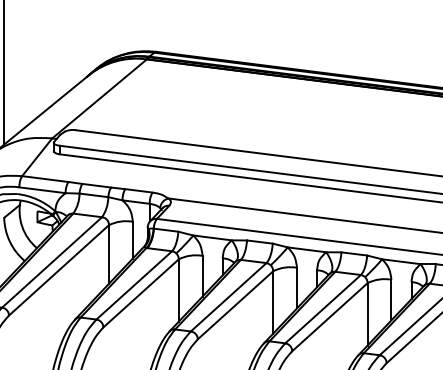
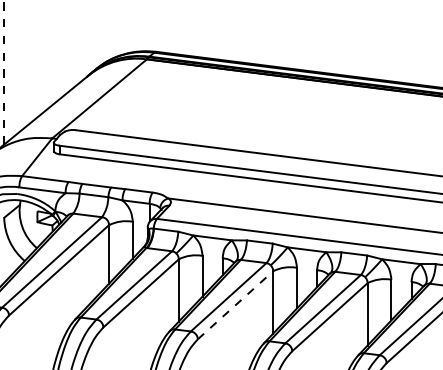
line: solid -> dashed (4, 71)
line: solid -> dashed (235, 305)
